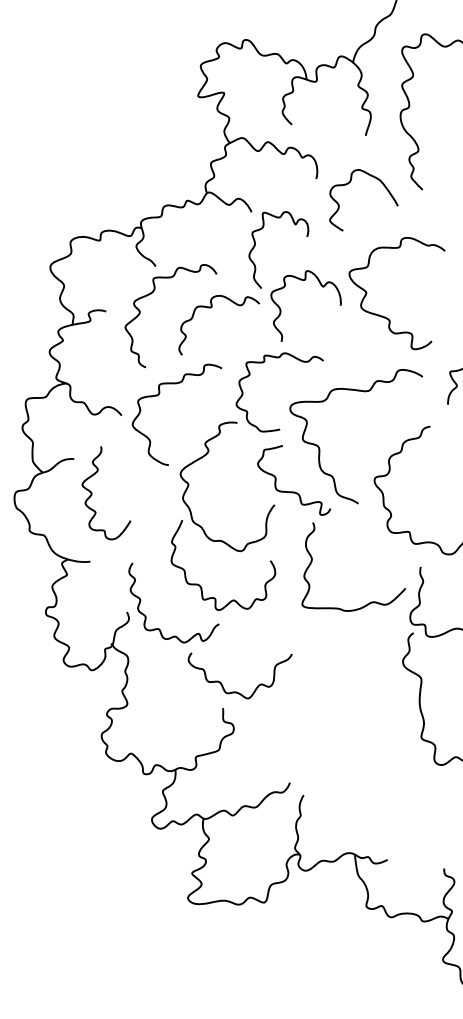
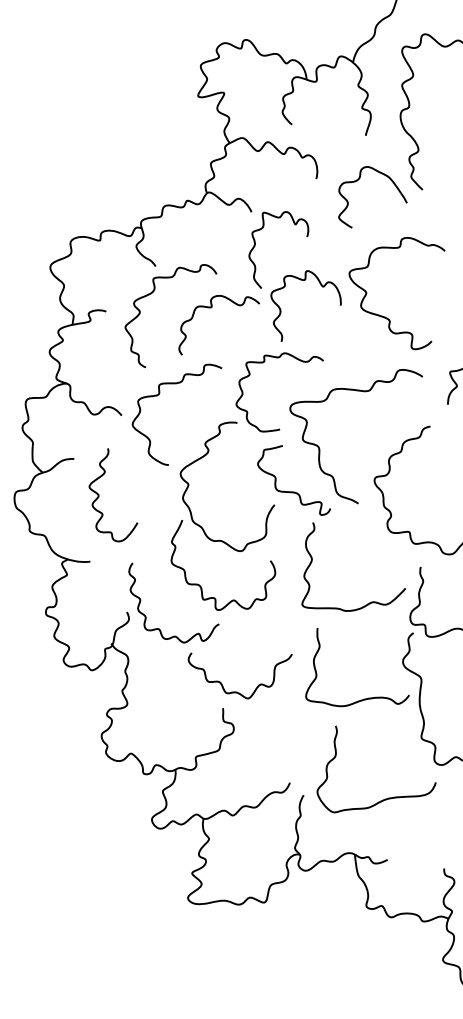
curve position: (348, 184) -> (357, 181) (357, 181)
curve position: (92, 493) -> (99, 495) (99, 495)
curve: none -> present (364, 698)
curve: none -> present (385, 798)
